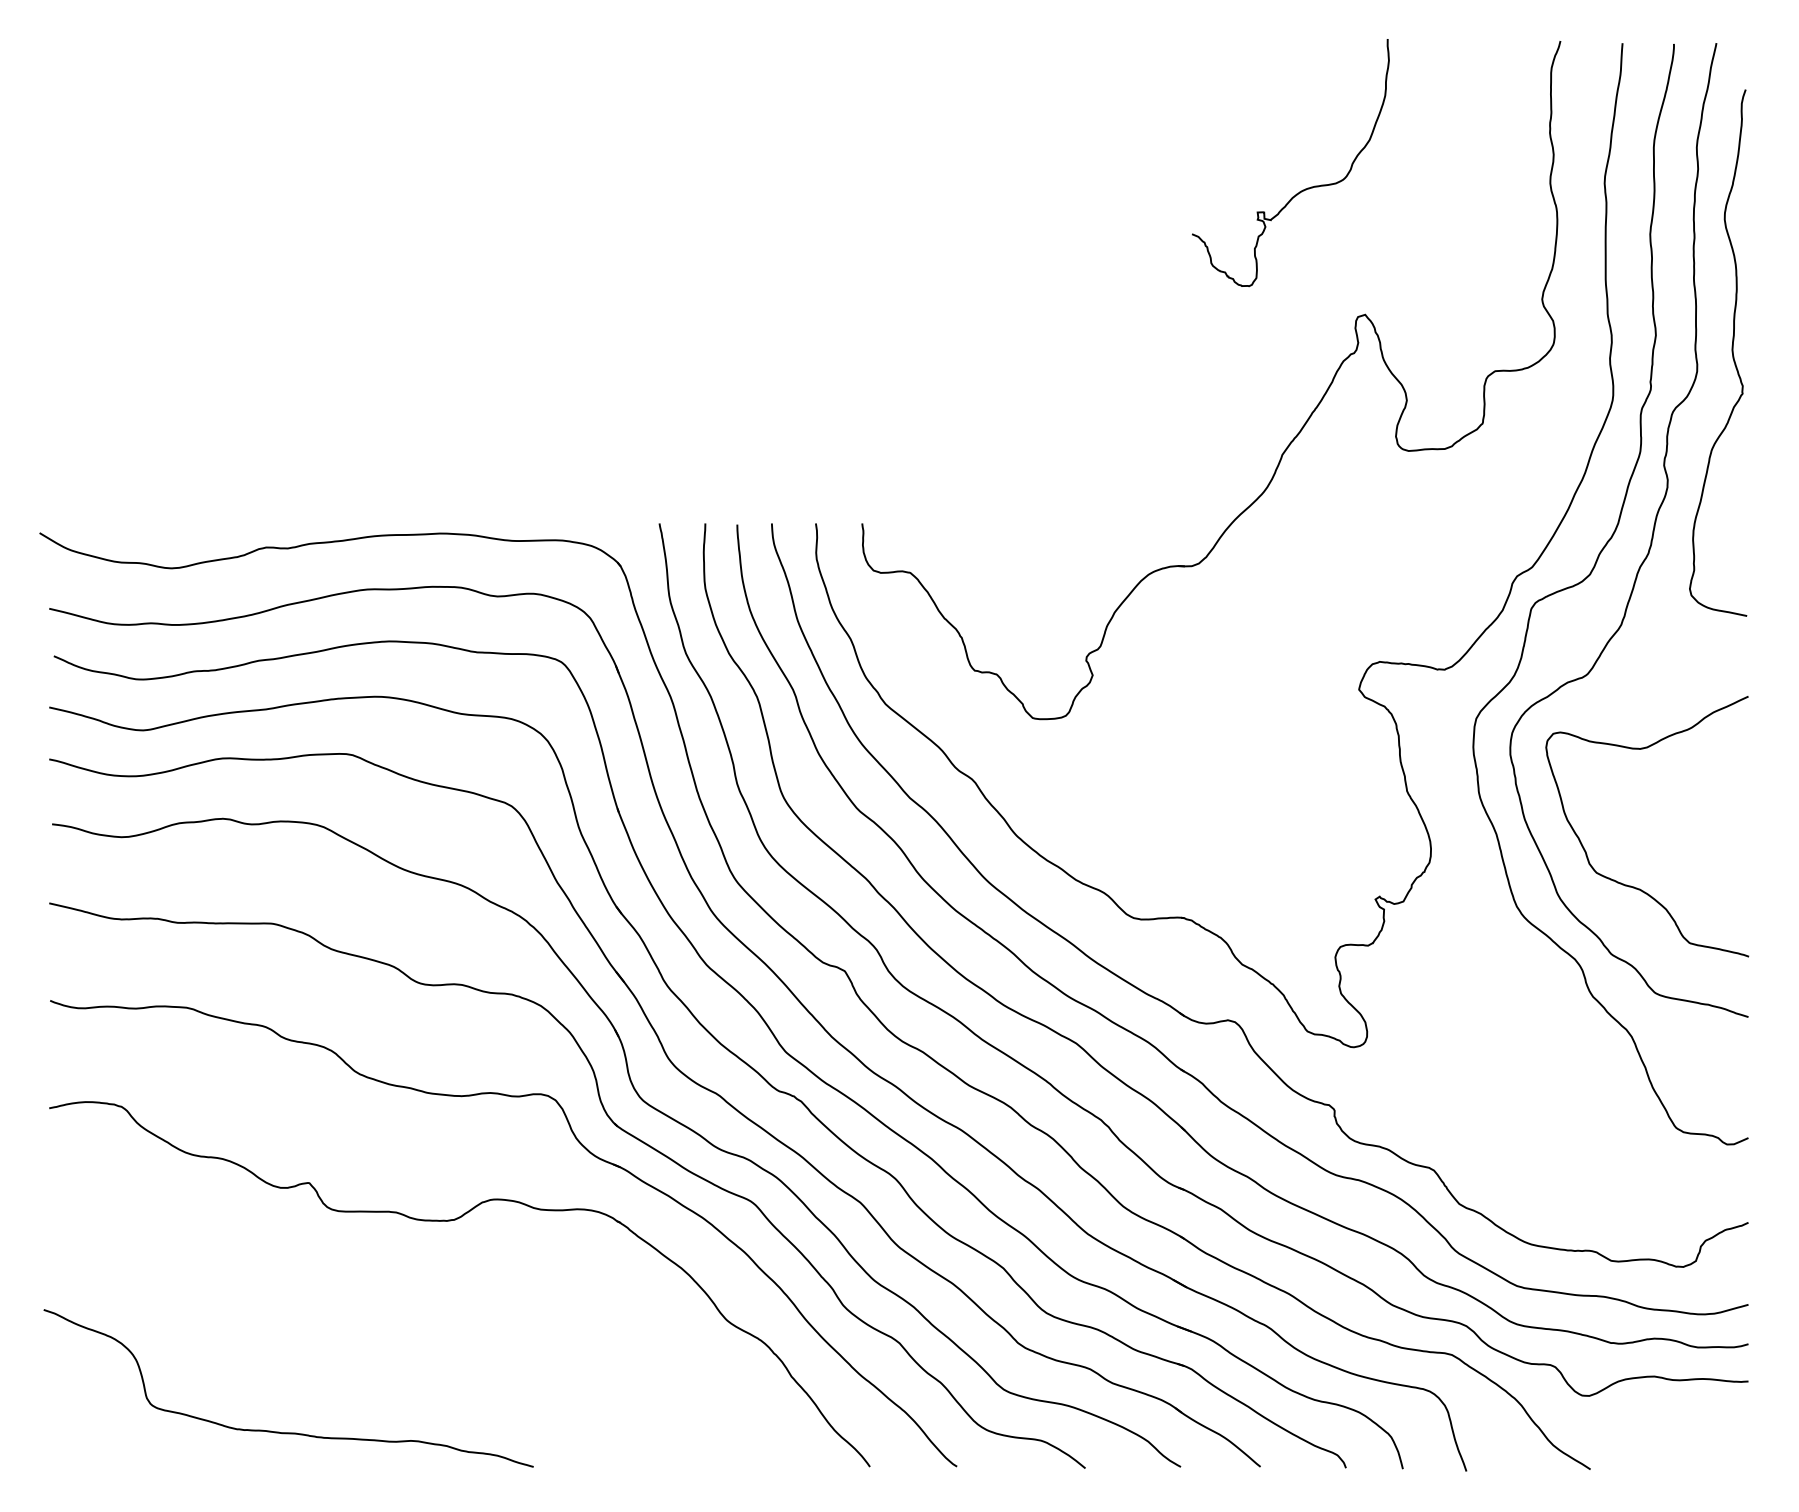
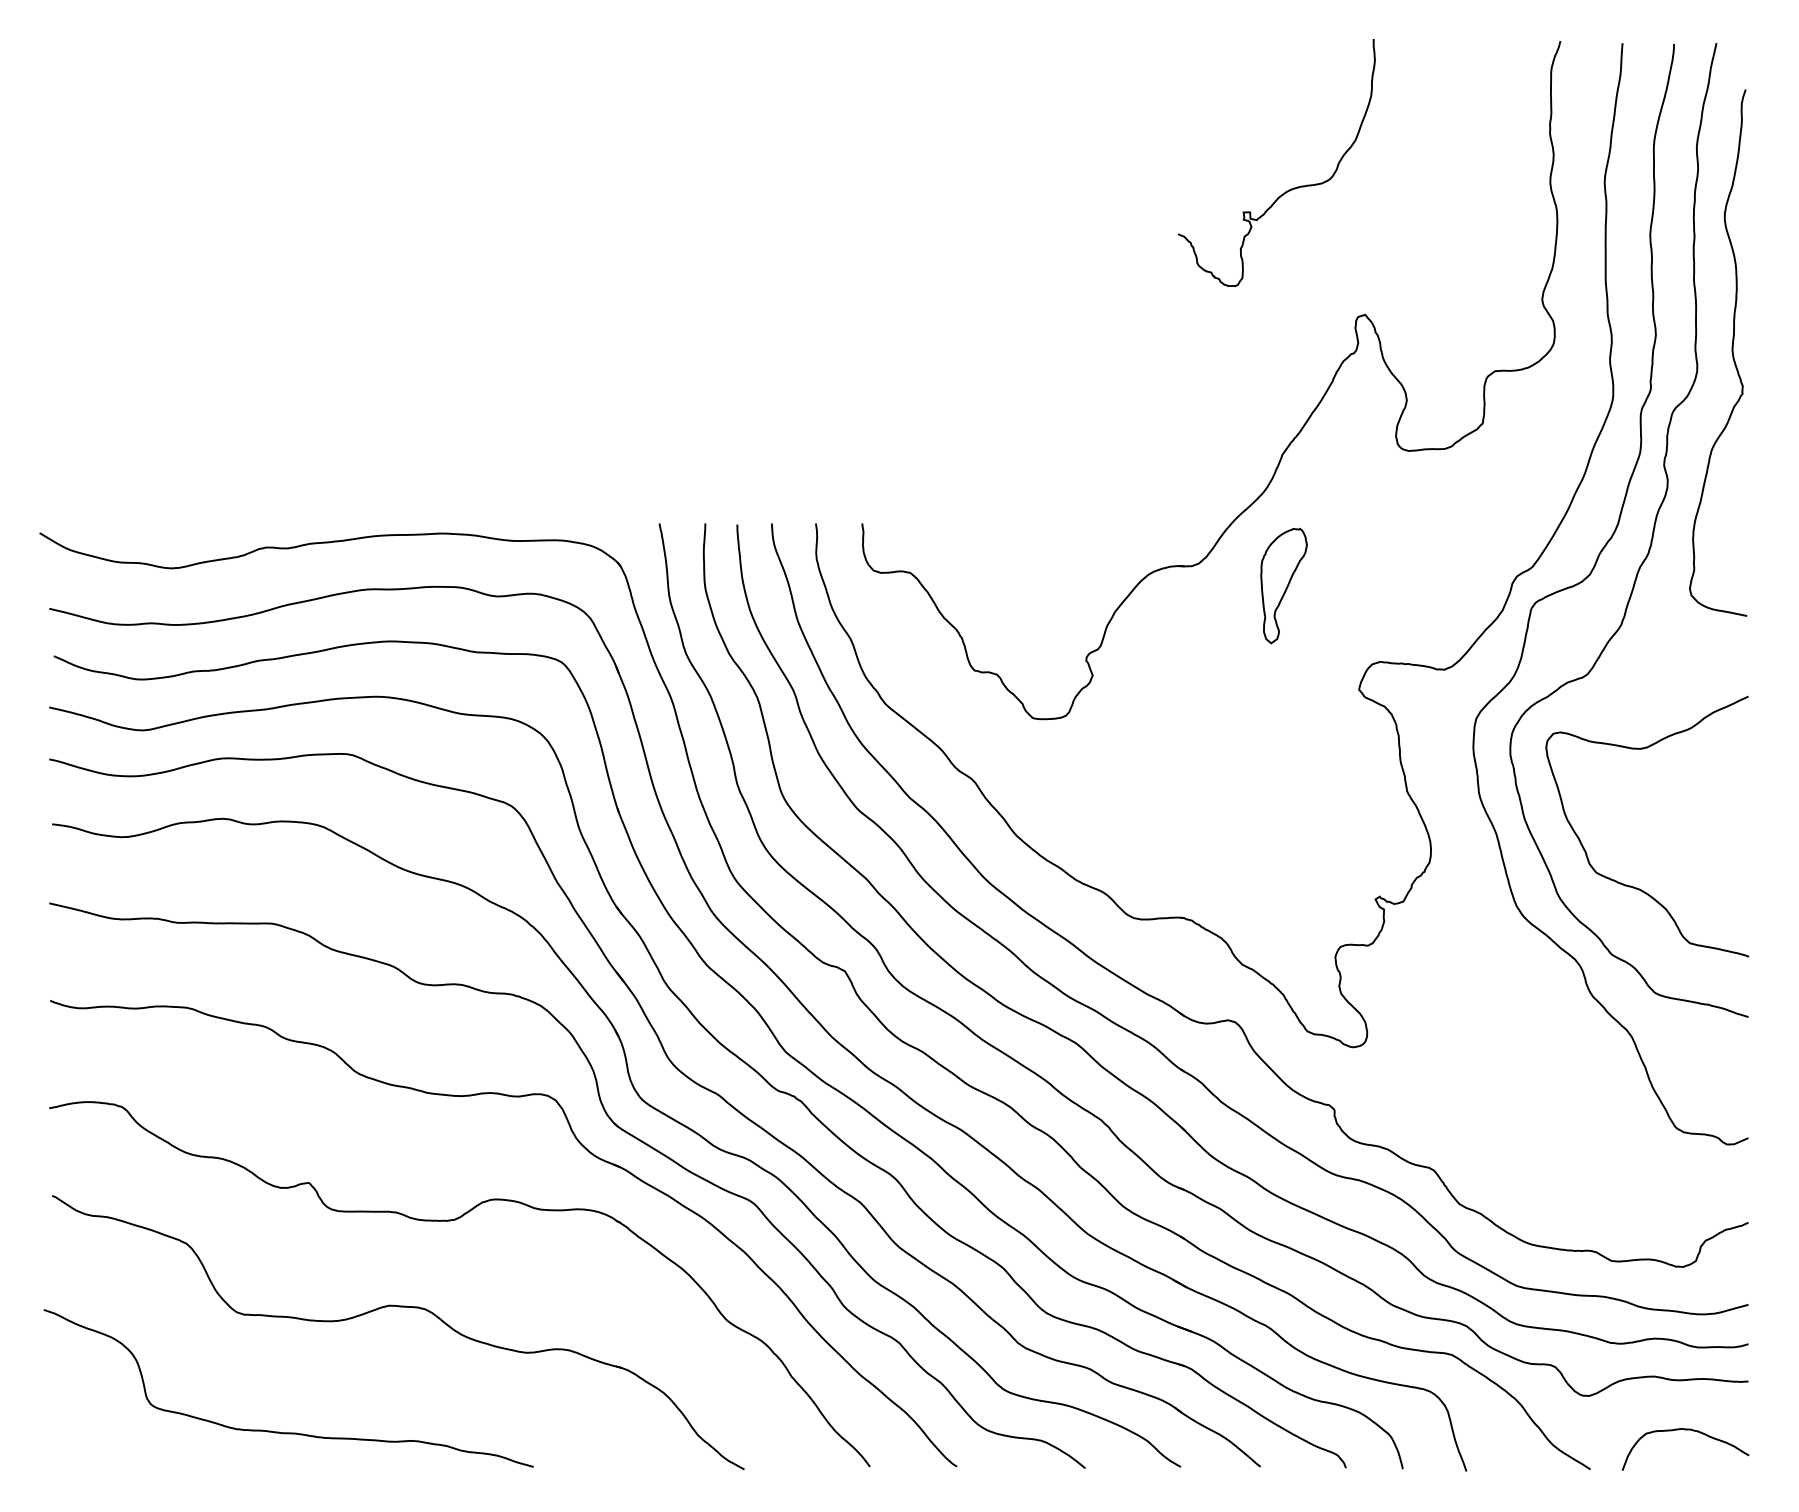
curve position: (1303, 189) -> (1289, 189) (1289, 189)
part: none -> present (1283, 585)
part: none -> present (398, 1307)
curve: none -> present (1685, 1430)
